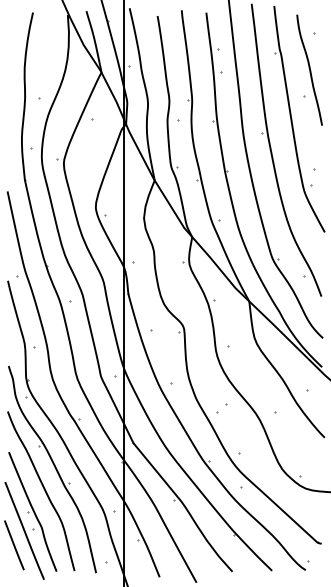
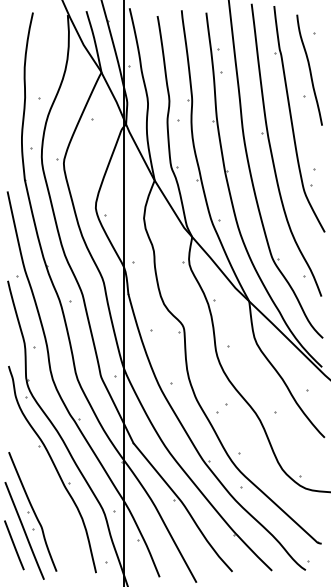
curve: present -> none (43, 489)
